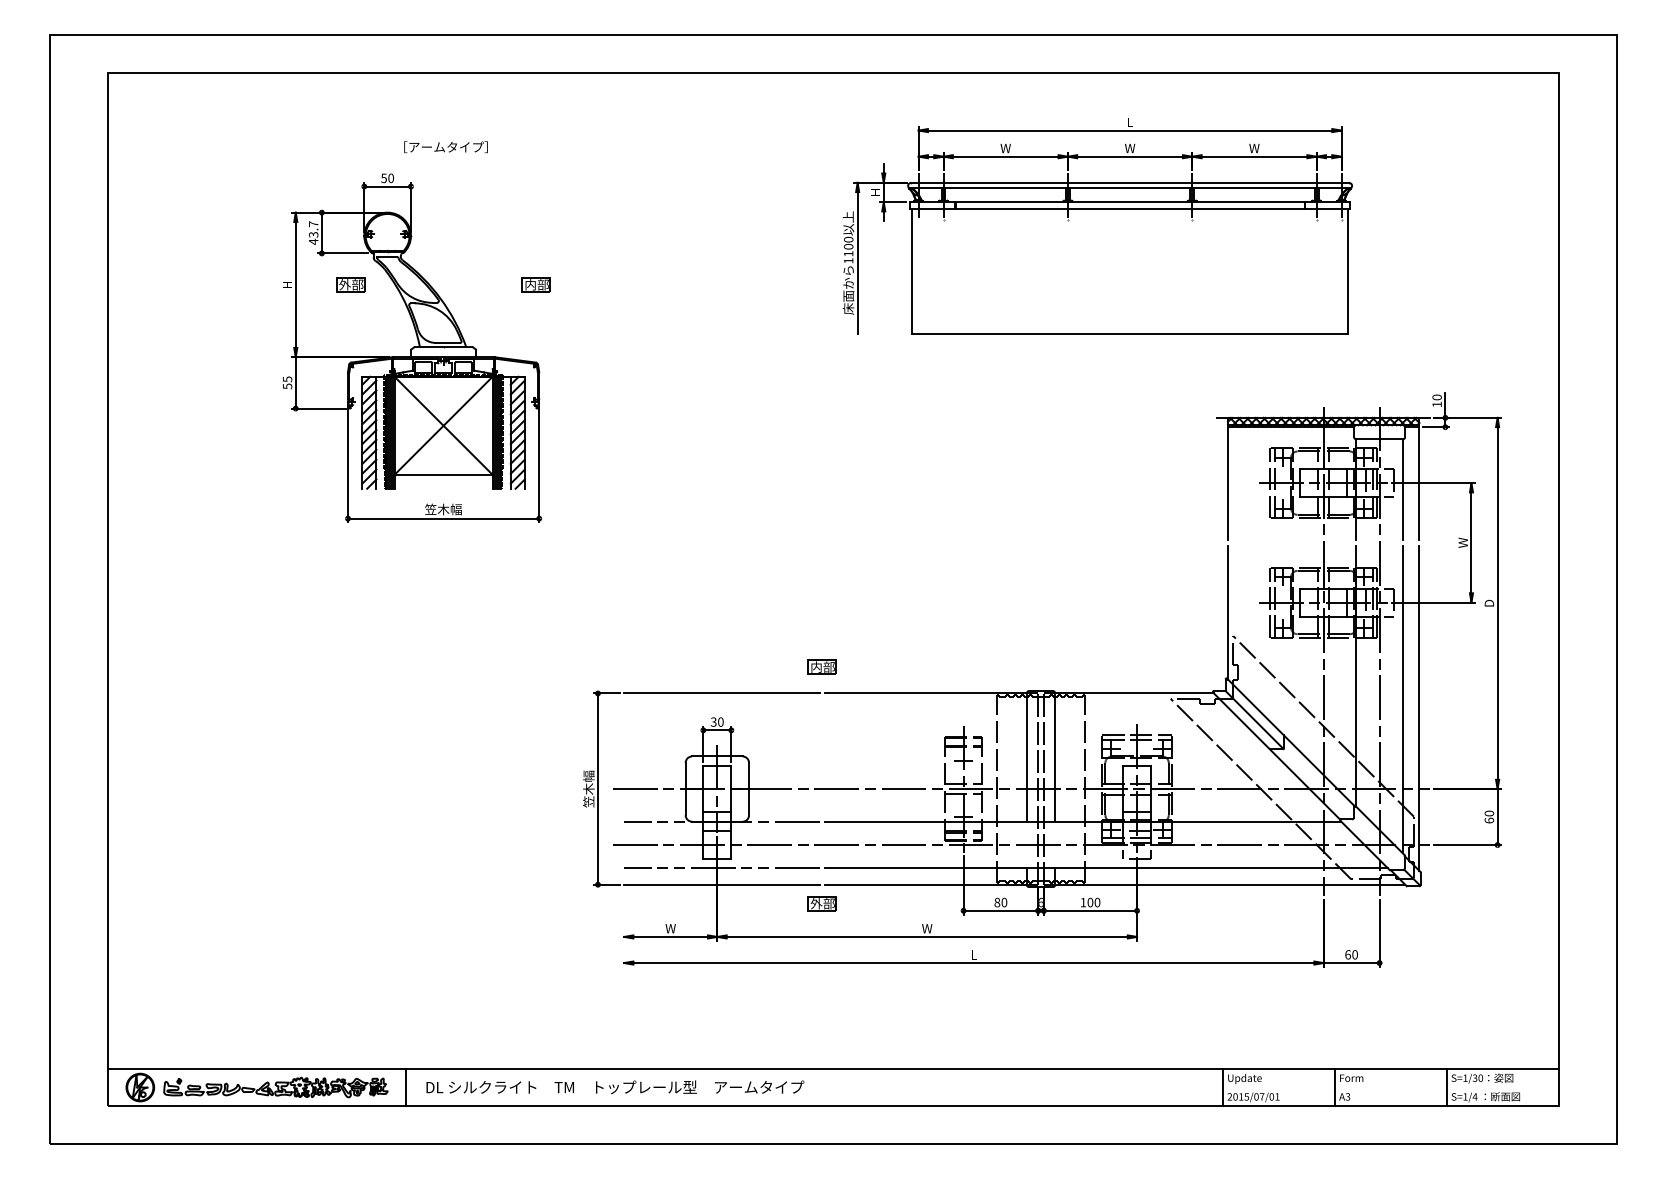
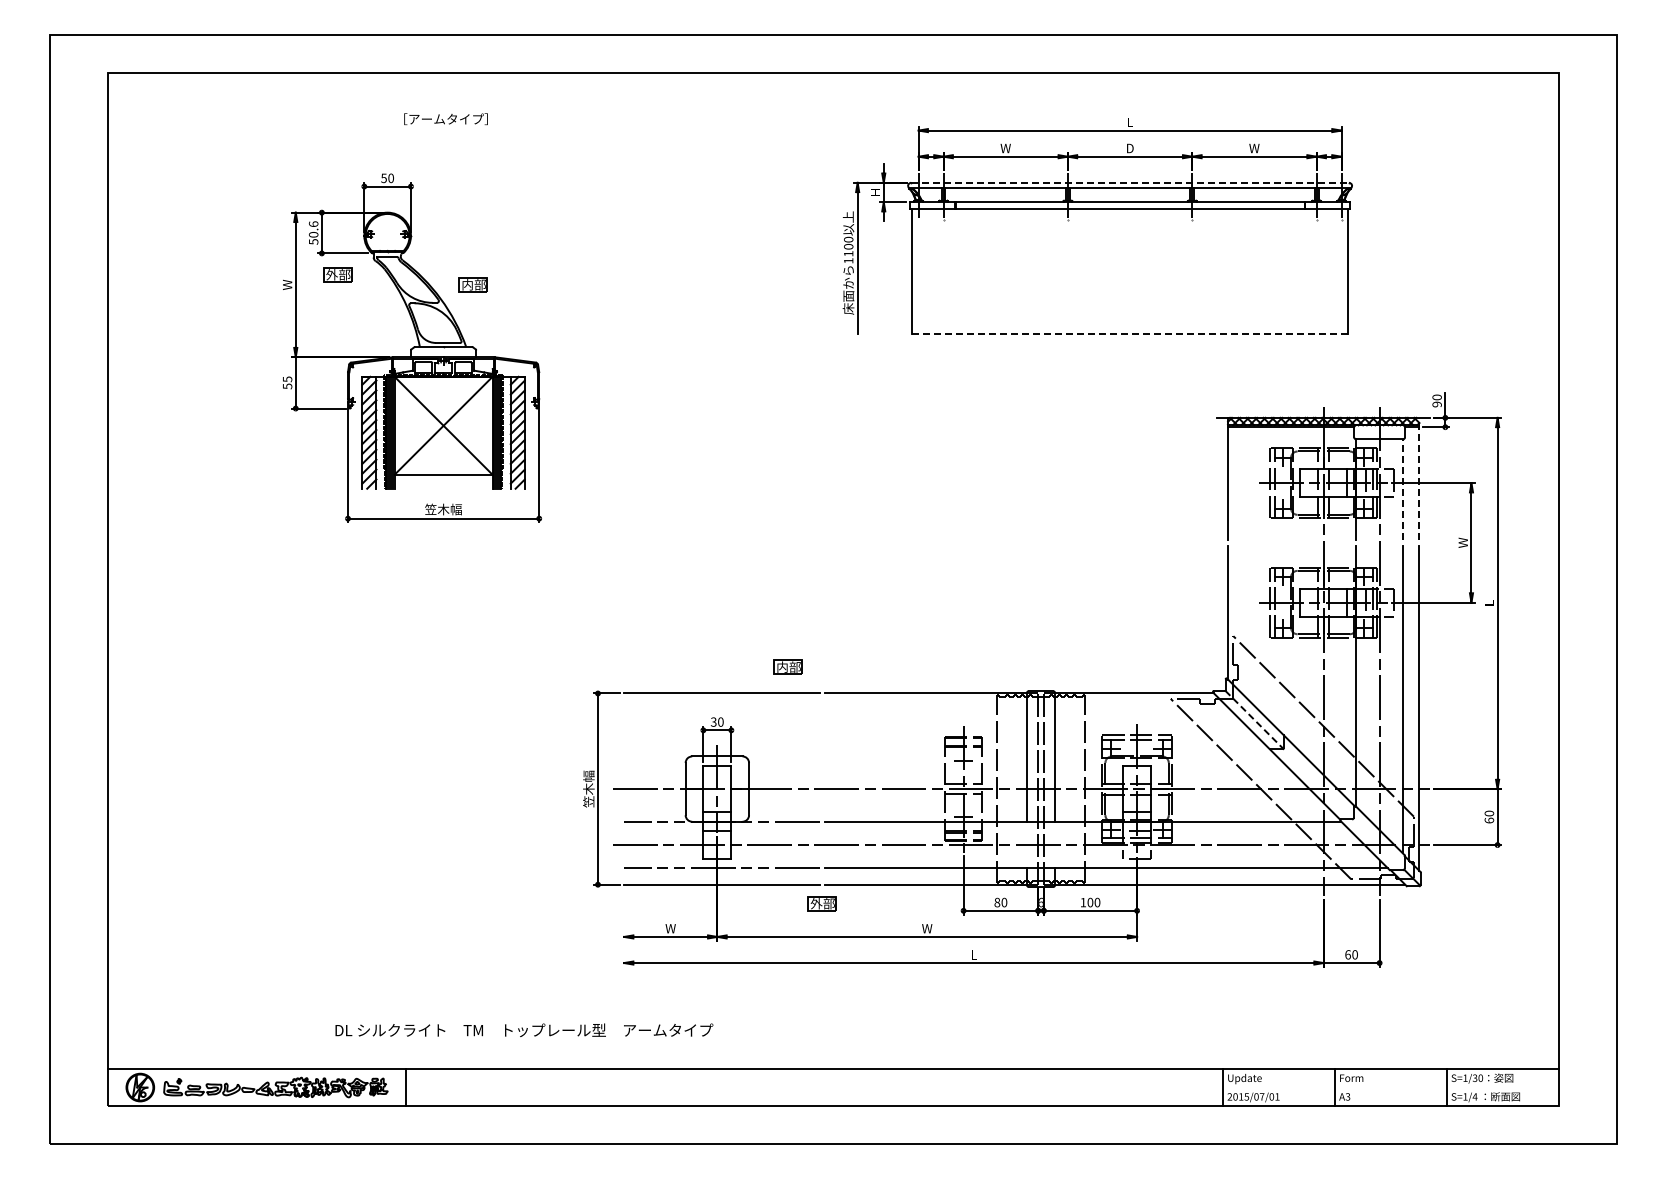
text position: (445, 147) -> (445, 119) (445, 119)
text: W -> D (1130, 148)
line: solid -> dashed (1130, 182)
text: 43.7 -> 50.6 (313, 233)
text: H -> W (287, 284)
part position: (350, 284) -> (337, 274) (337, 274)
part position: (535, 284) -> (472, 284) (472, 284)
line: solid -> dashed (1130, 333)
text: 10 -> 90 (1436, 404)
line: solid -> dashed (1419, 478)
line: solid -> dashed (1402, 489)
text: D -> L (1488, 602)
part position: (821, 666) -> (787, 666) (787, 666)
line: solid -> dashed (1254, 720)
text position: (615, 1087) -> (524, 1030) (524, 1030)
